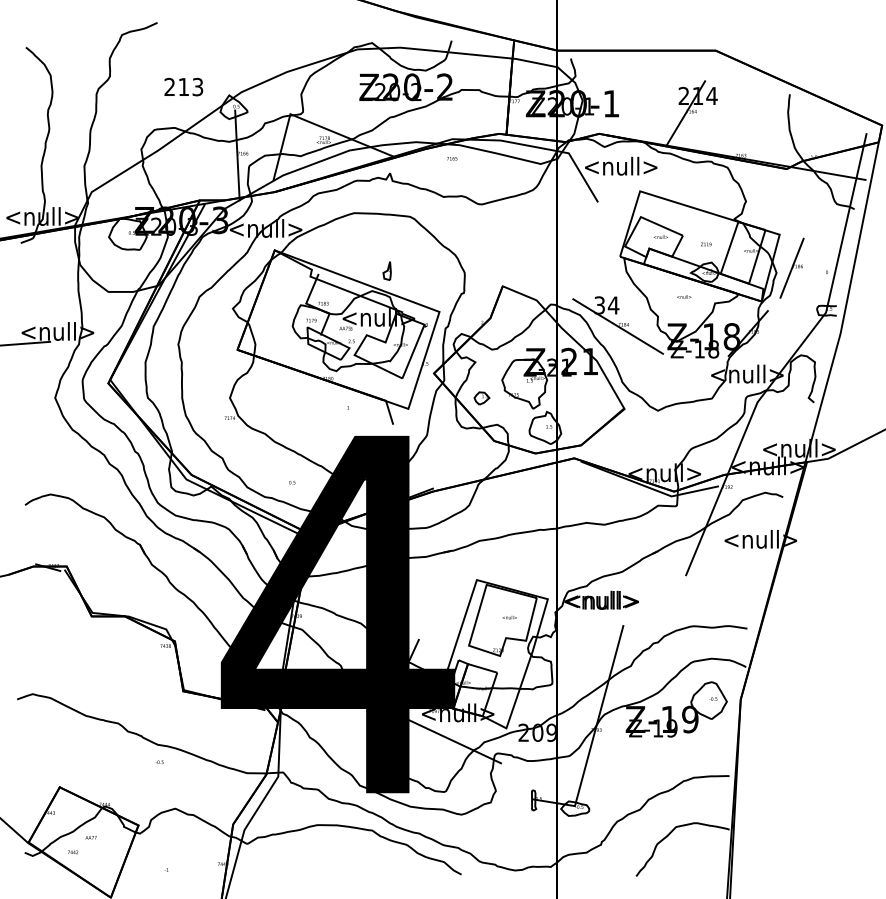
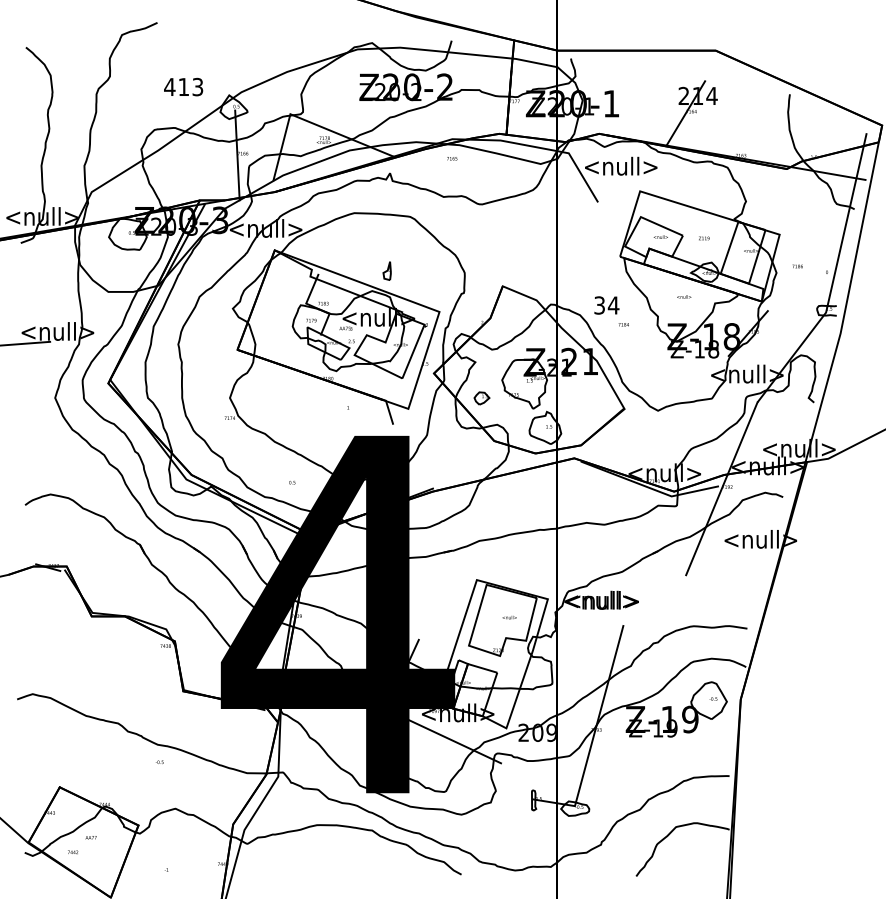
text: 213 -> 413 (169, 86)
text position: (706, 244) -> (704, 238) (704, 238)
line: present -> none (791, 267)
line: present -> none (618, 326)
